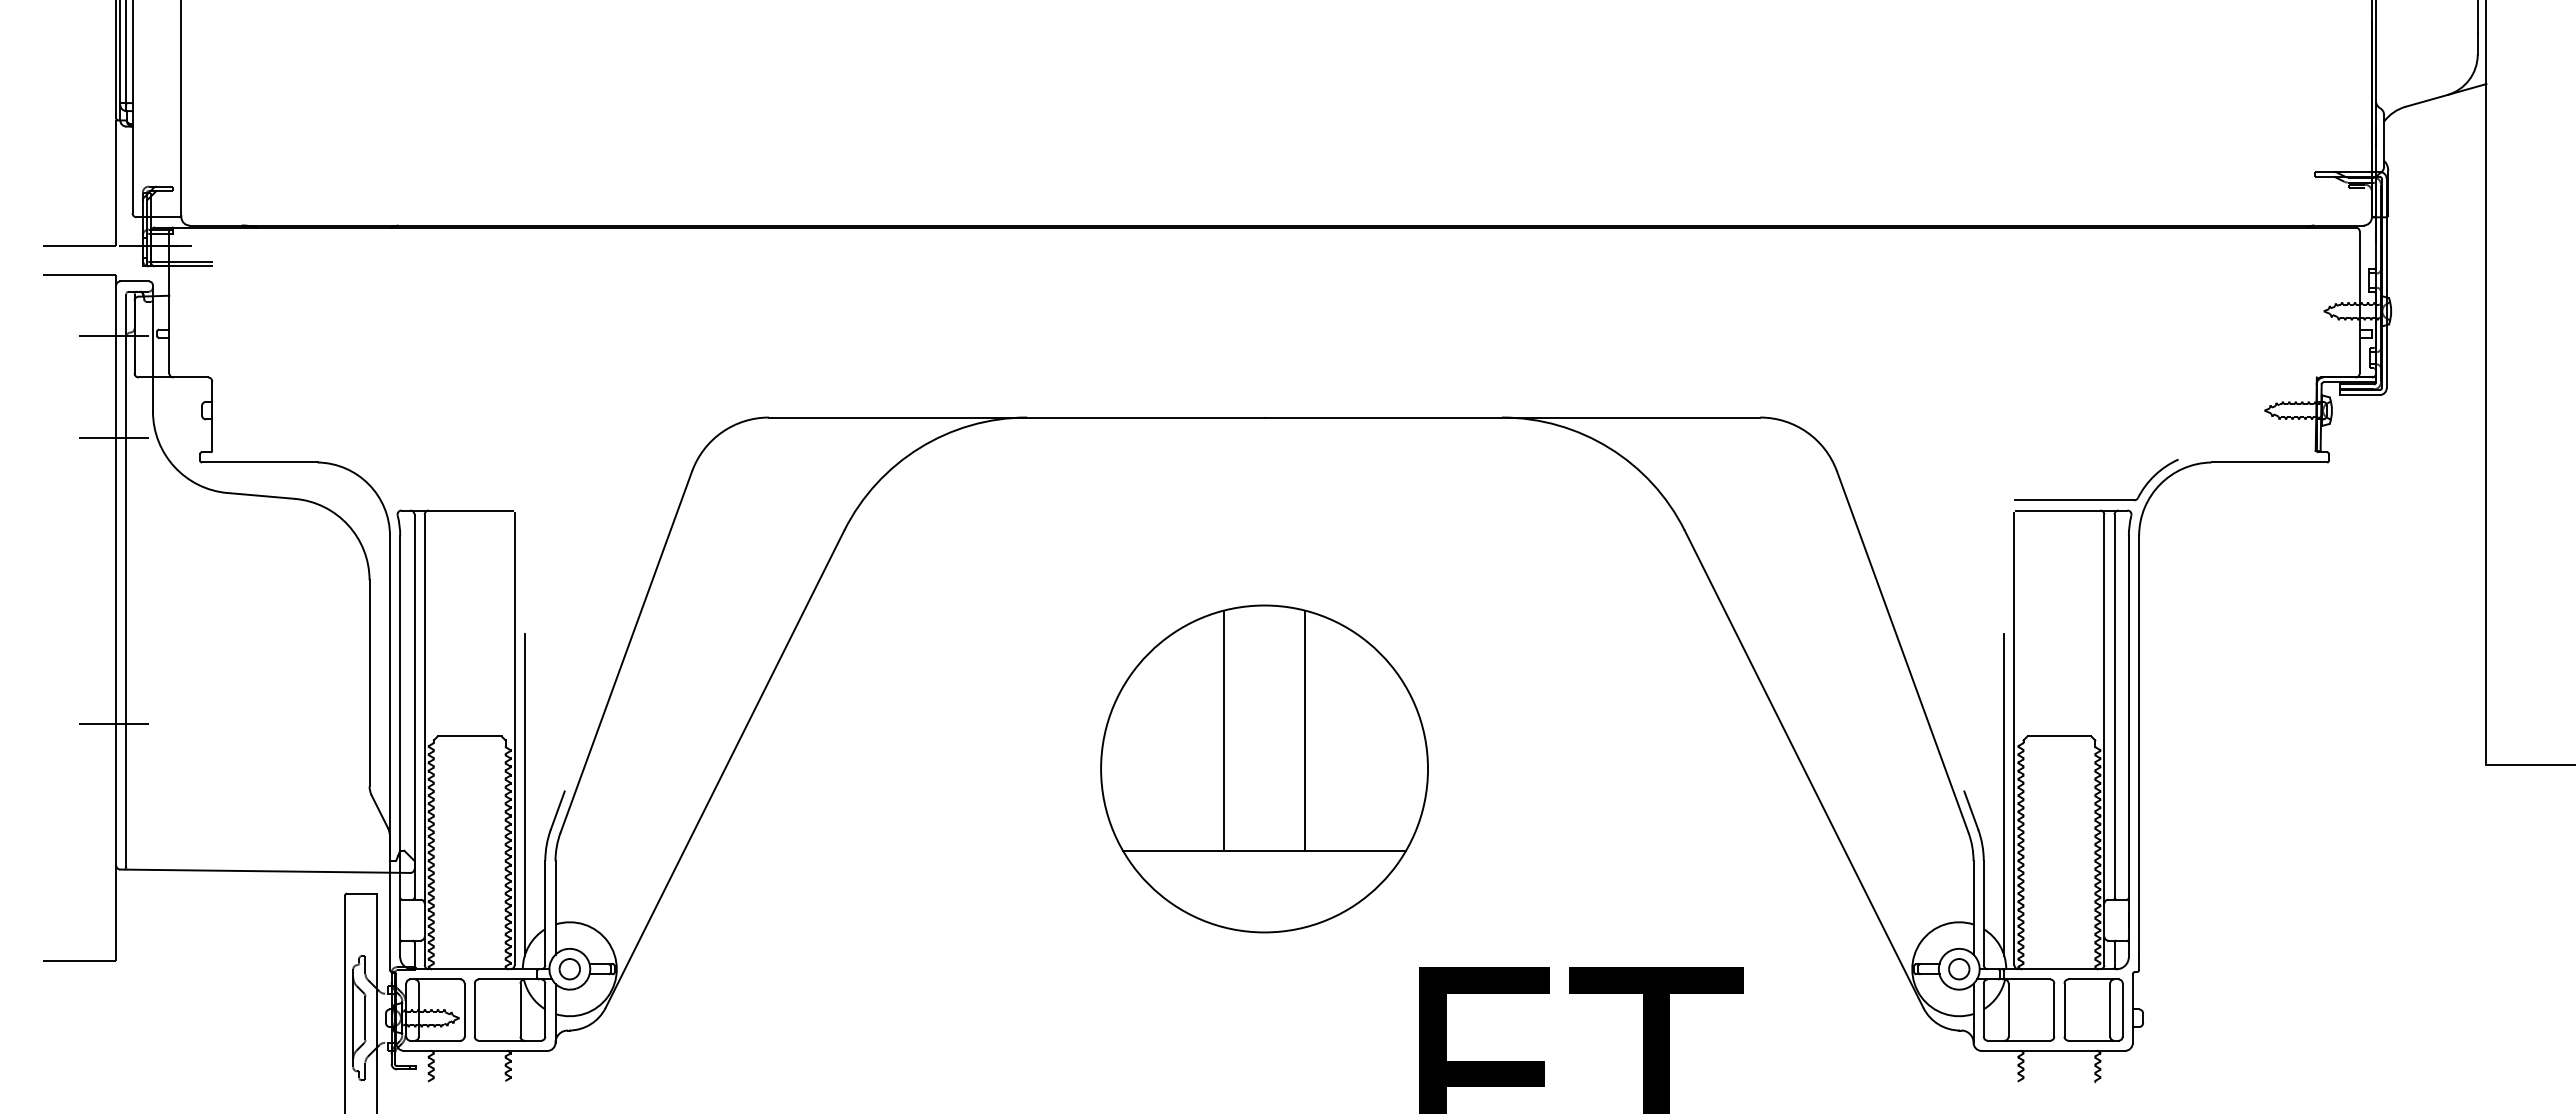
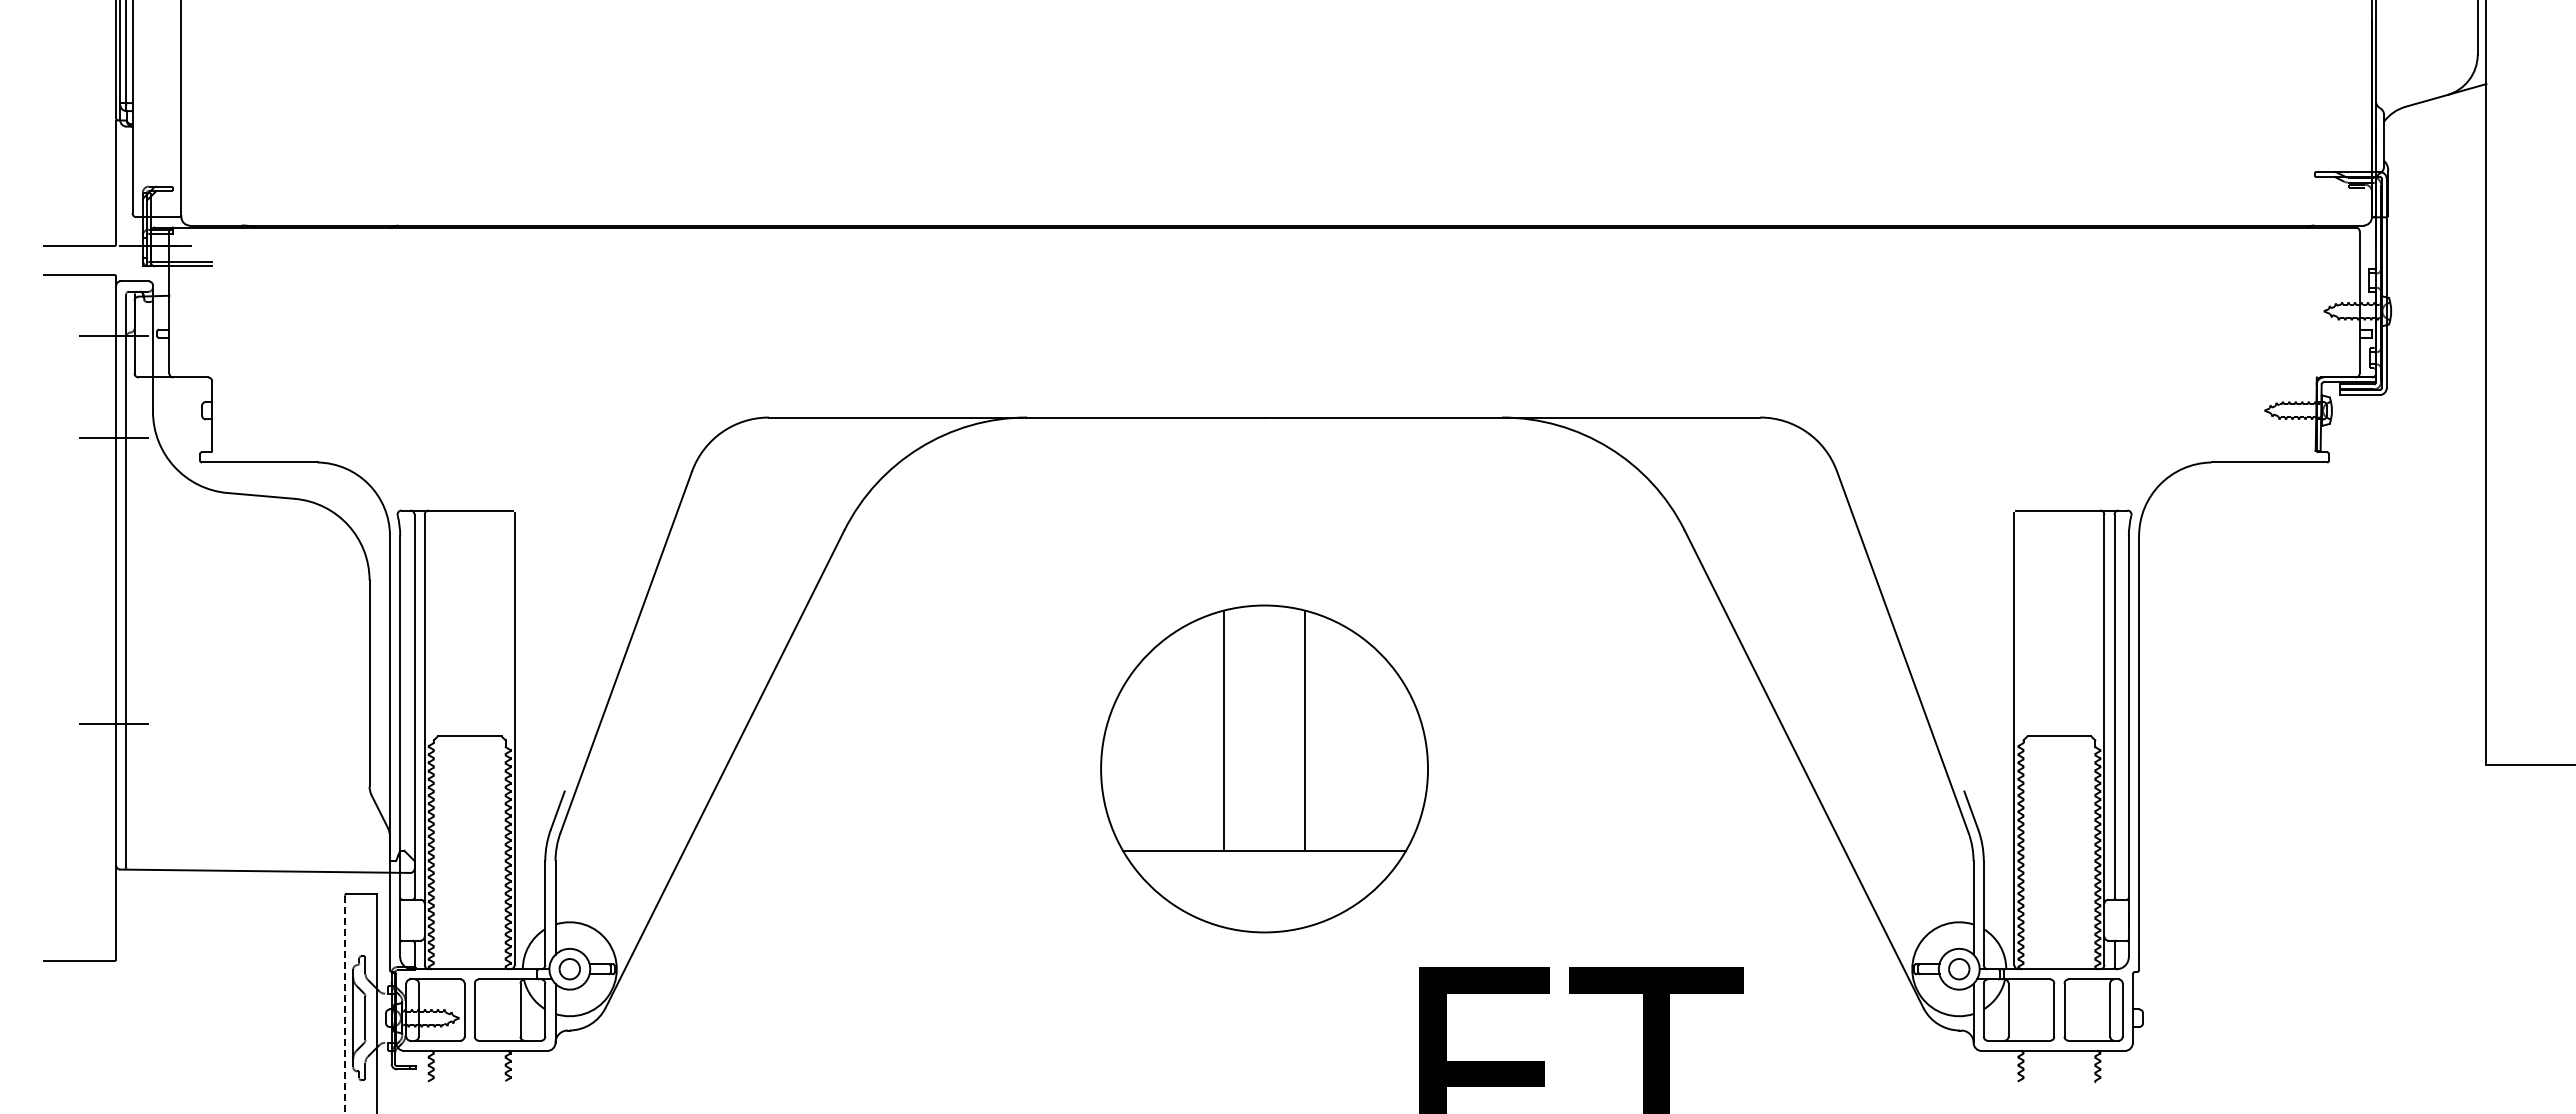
part: present -> none (2096, 499)
line: present -> none (524, 794)
line: present -> none (2004, 794)
line: solid -> dashed (345, 1004)
